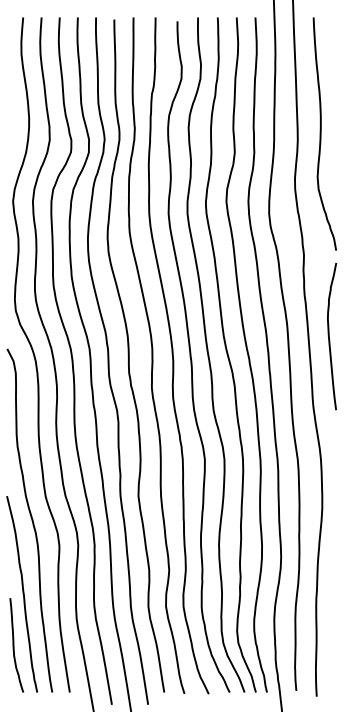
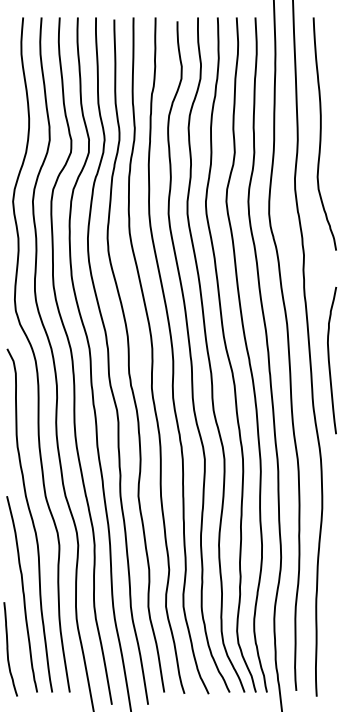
curve position: (329, 336) -> (329, 360) (329, 360)
curve position: (14, 645) -> (8, 649) (8, 649)
